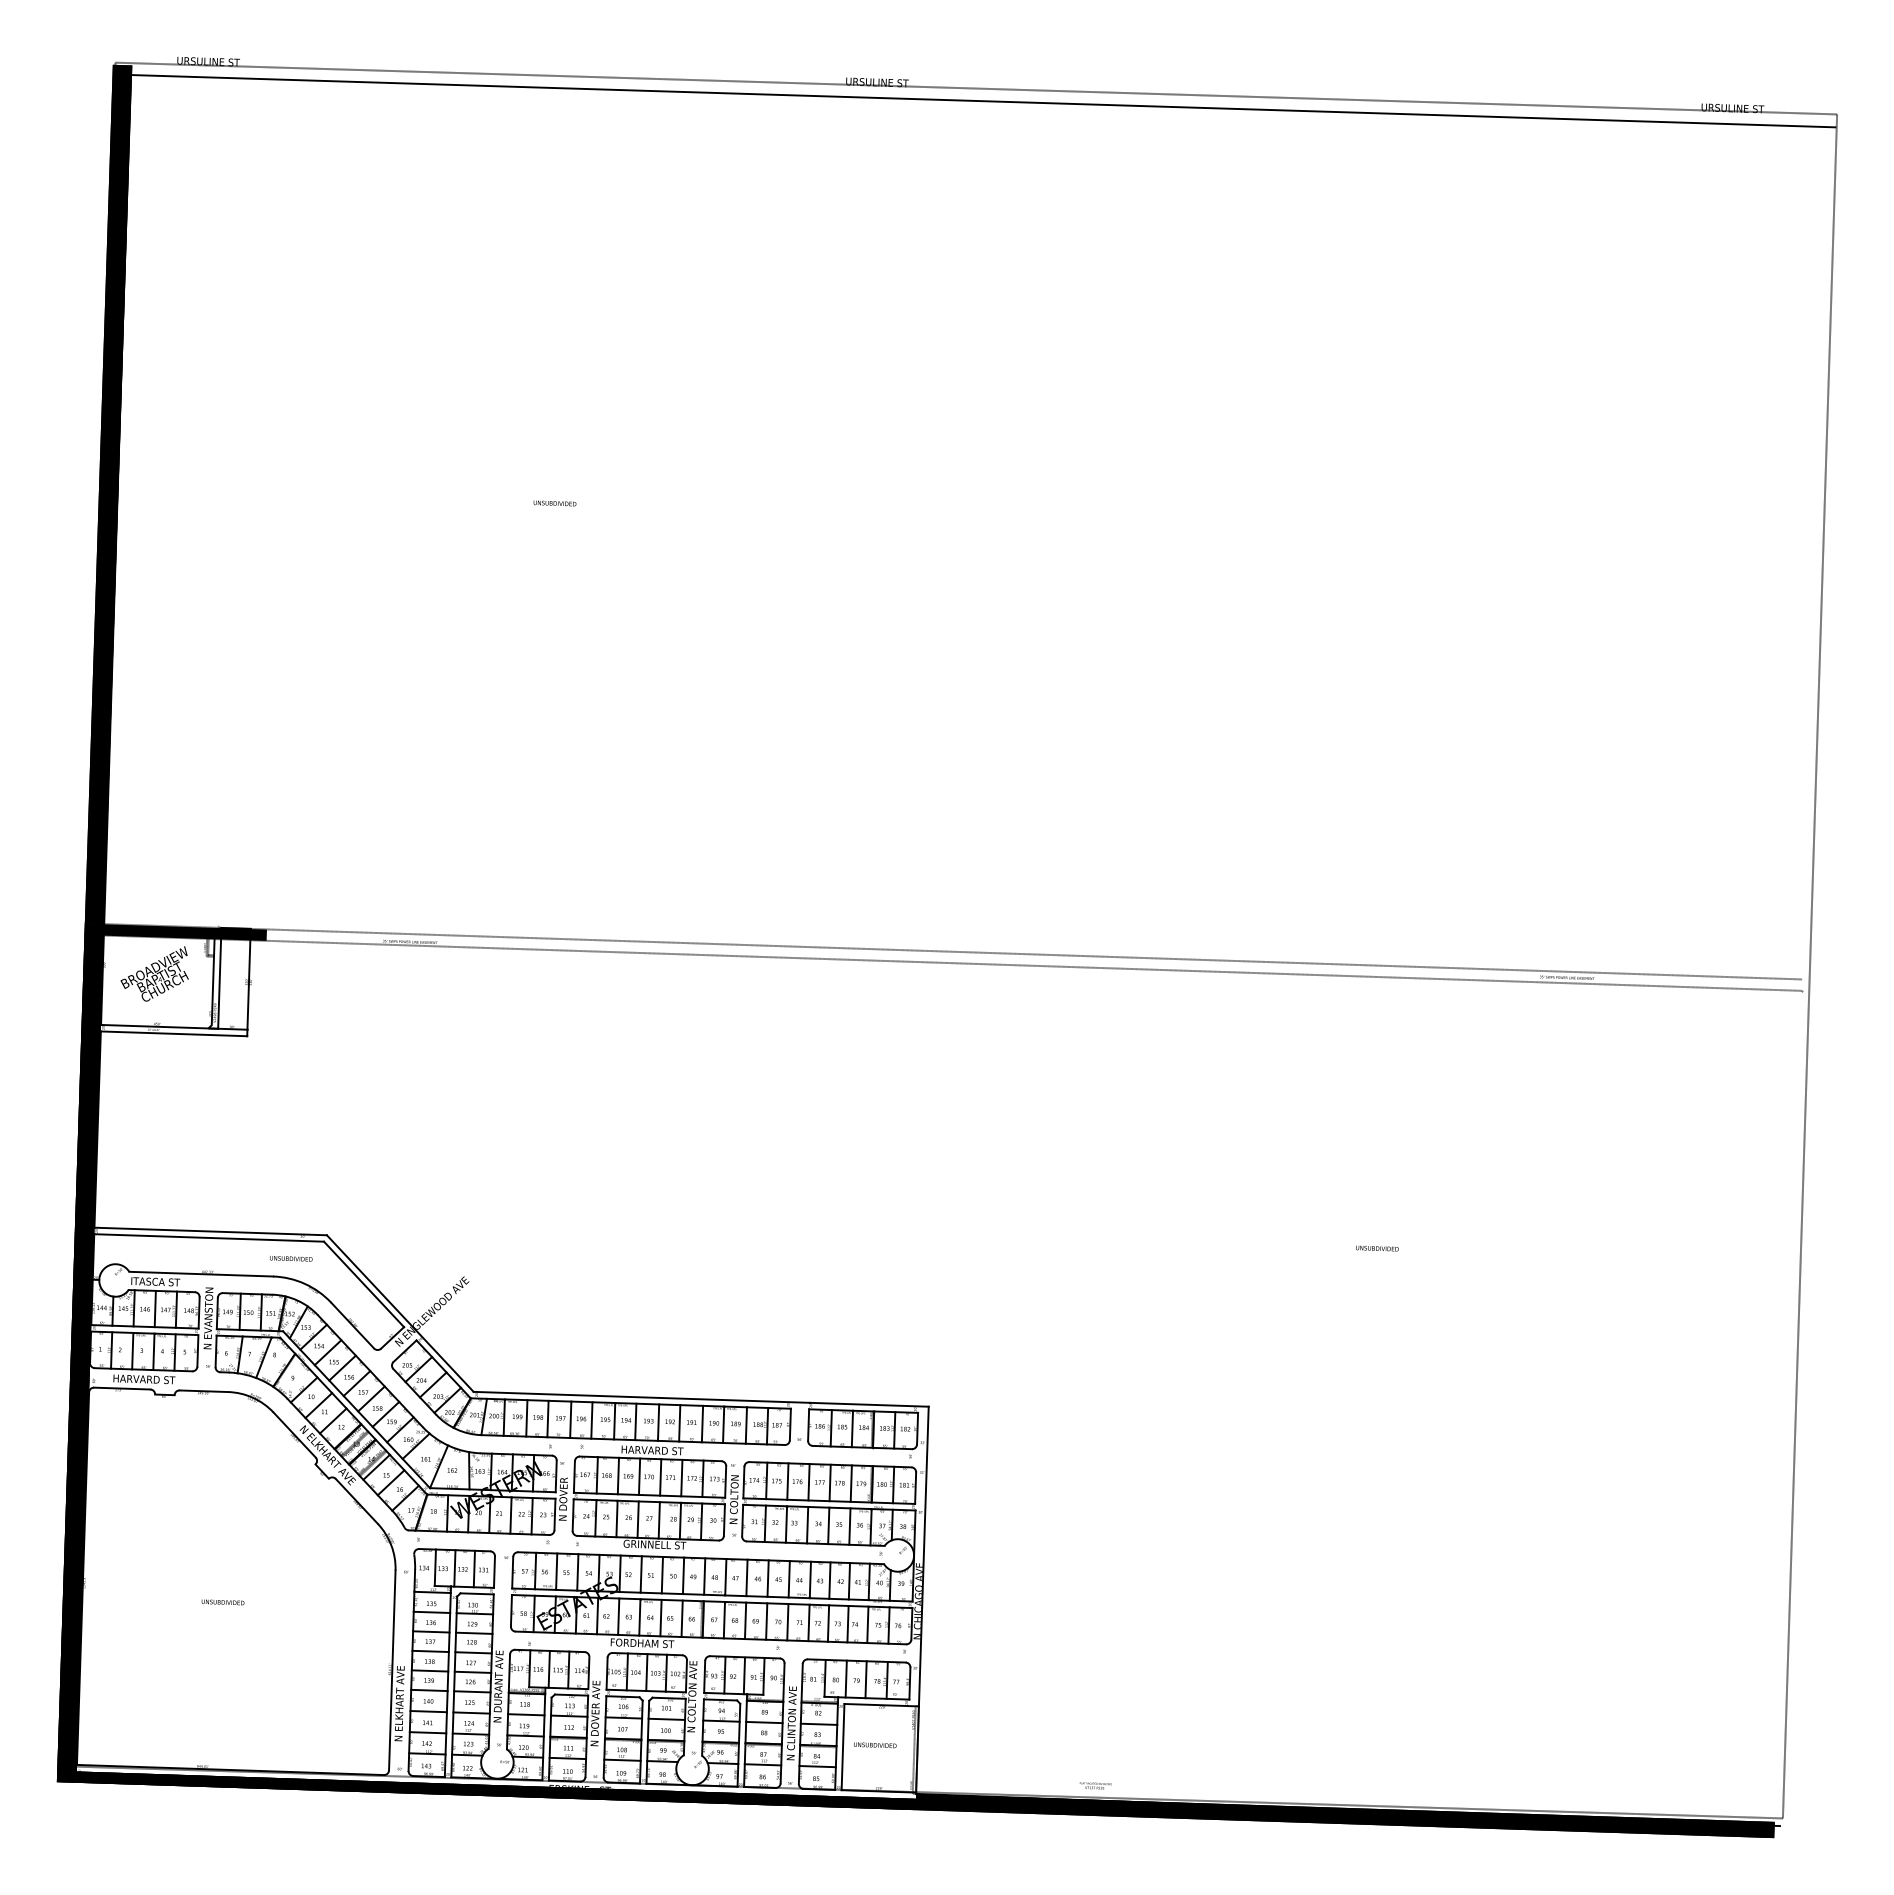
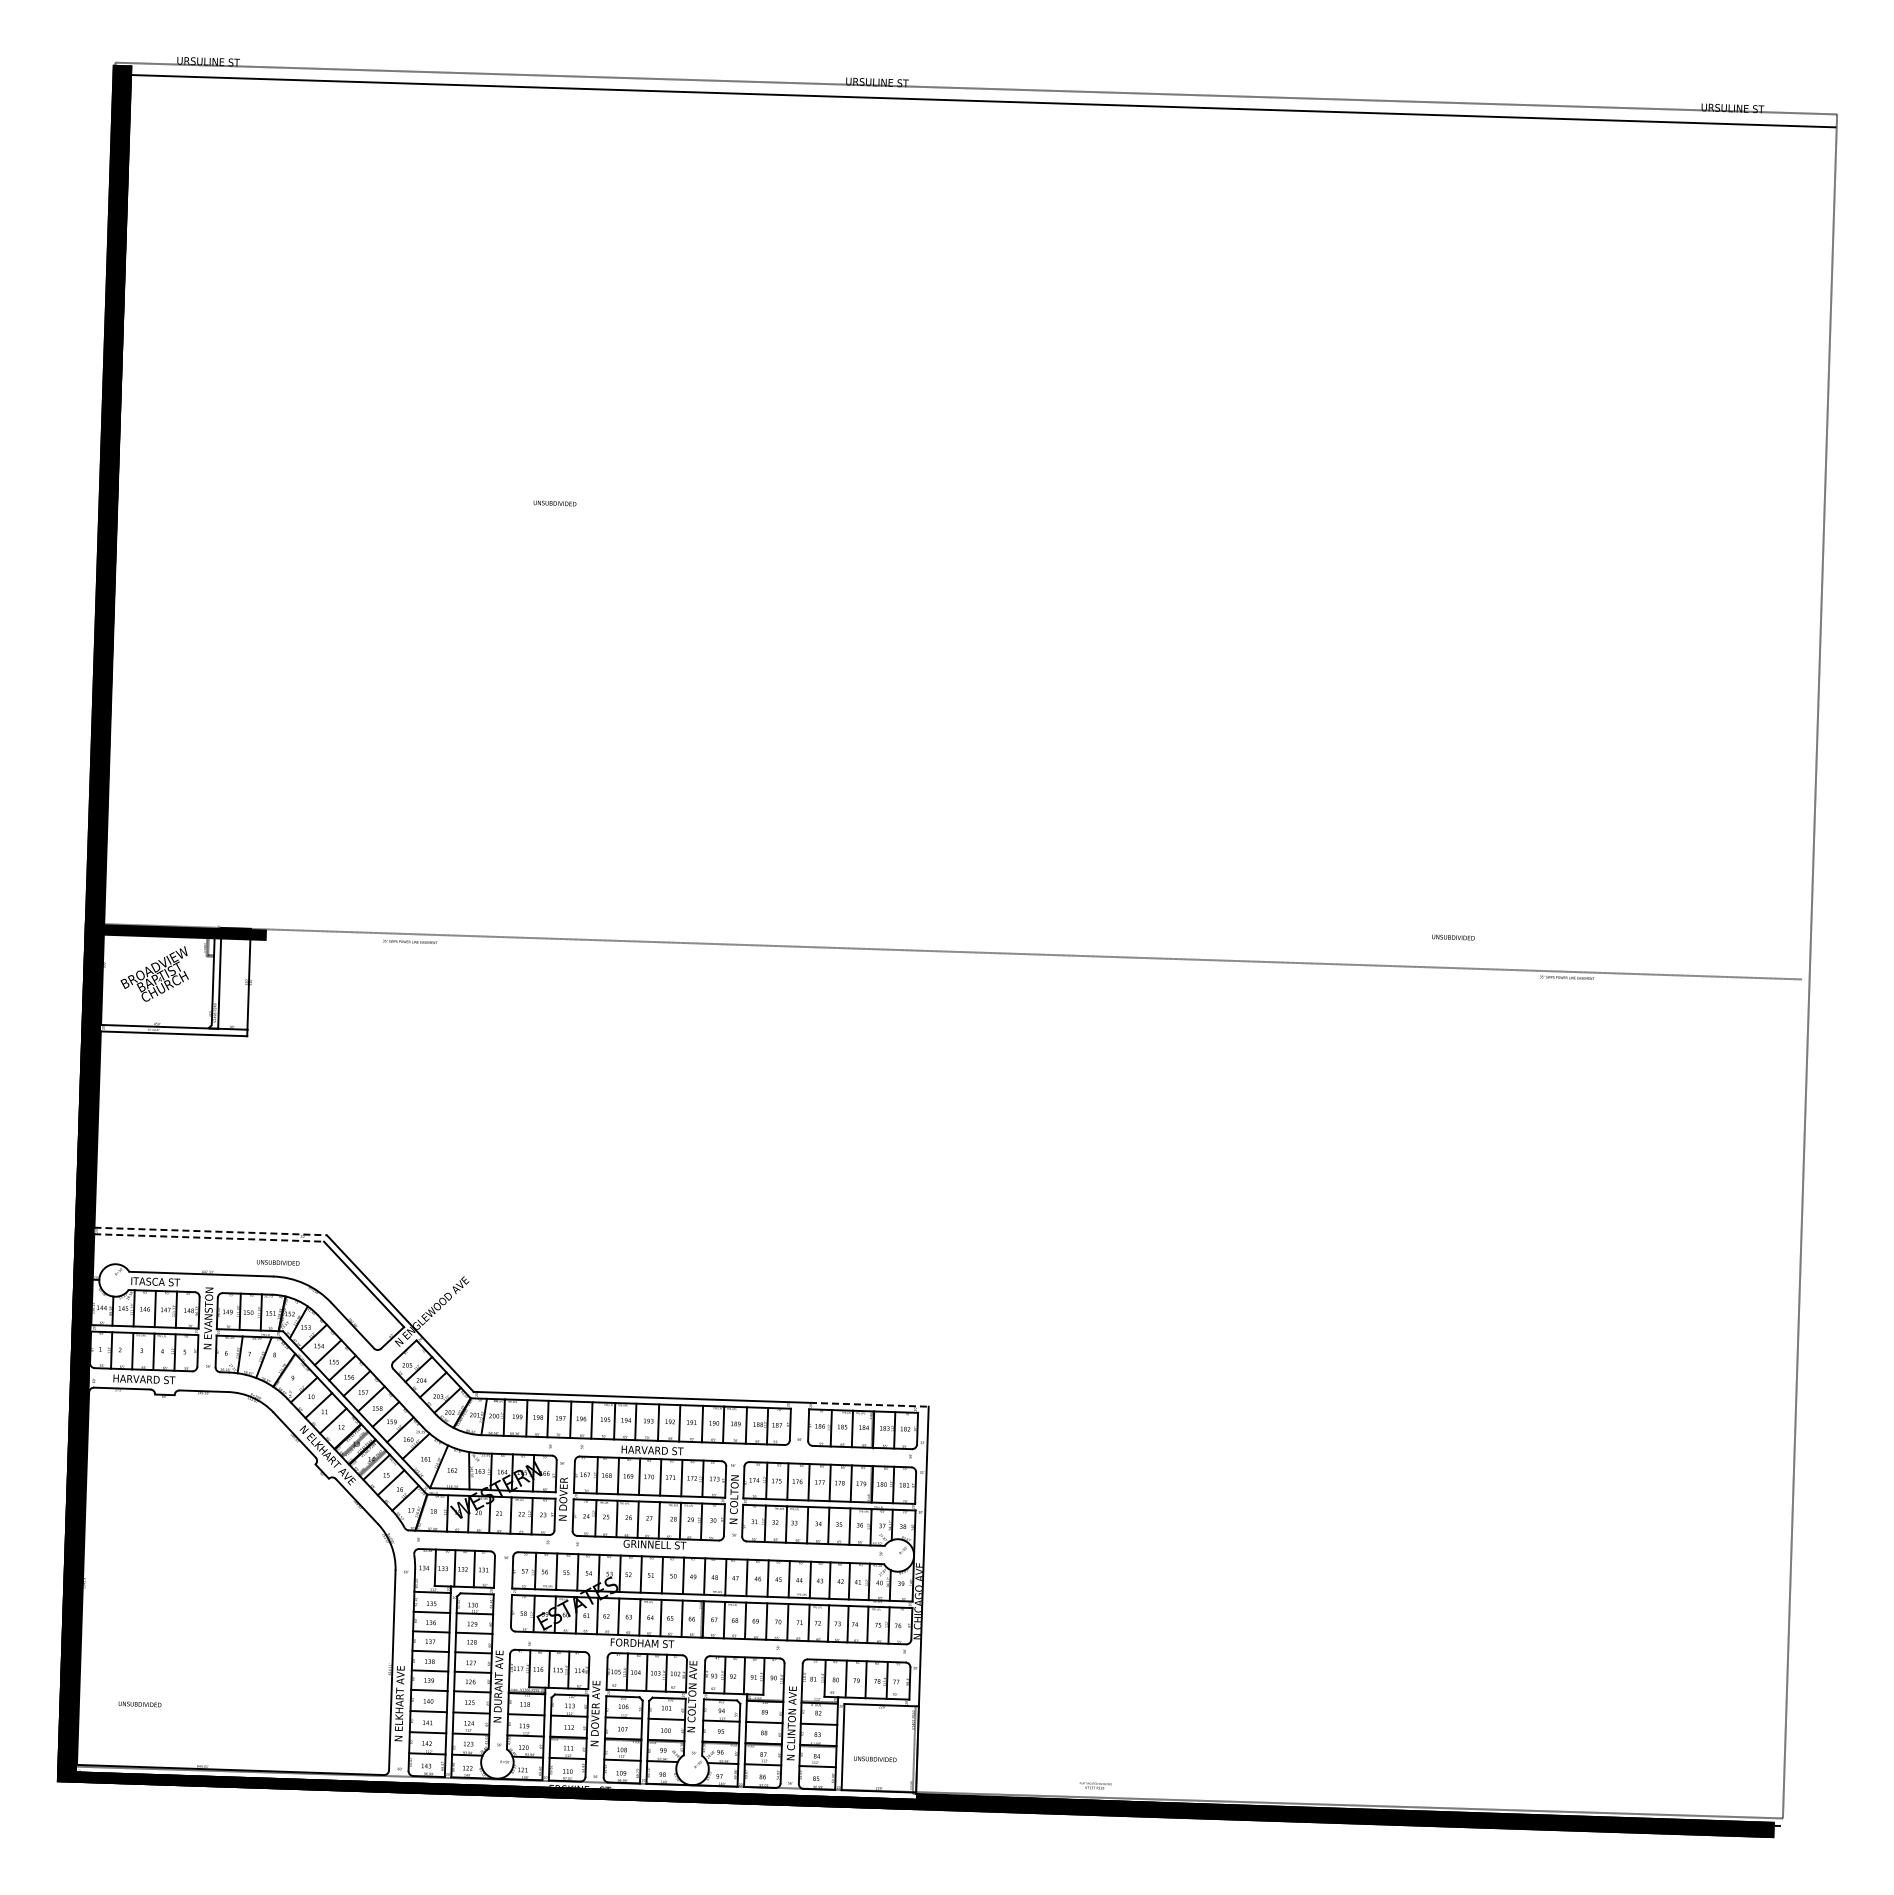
line: present -> none (942, 962)
line: solid -> dashed (211, 1231)
line: solid -> dashed (209, 1237)
text position: (1377, 1248) -> (1453, 937) (1453, 937)
text position: (291, 1258) -> (278, 1262) (278, 1262)
line: solid -> dashed (869, 1404)
text position: (222, 1602) -> (139, 1704) (139, 1704)
text position: (875, 1745) -> (875, 1759) (875, 1759)
